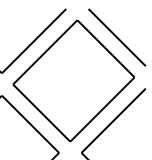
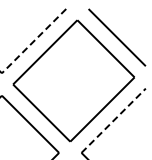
line: solid -> dashed (33, 41)
line: solid -> dashed (114, 120)
